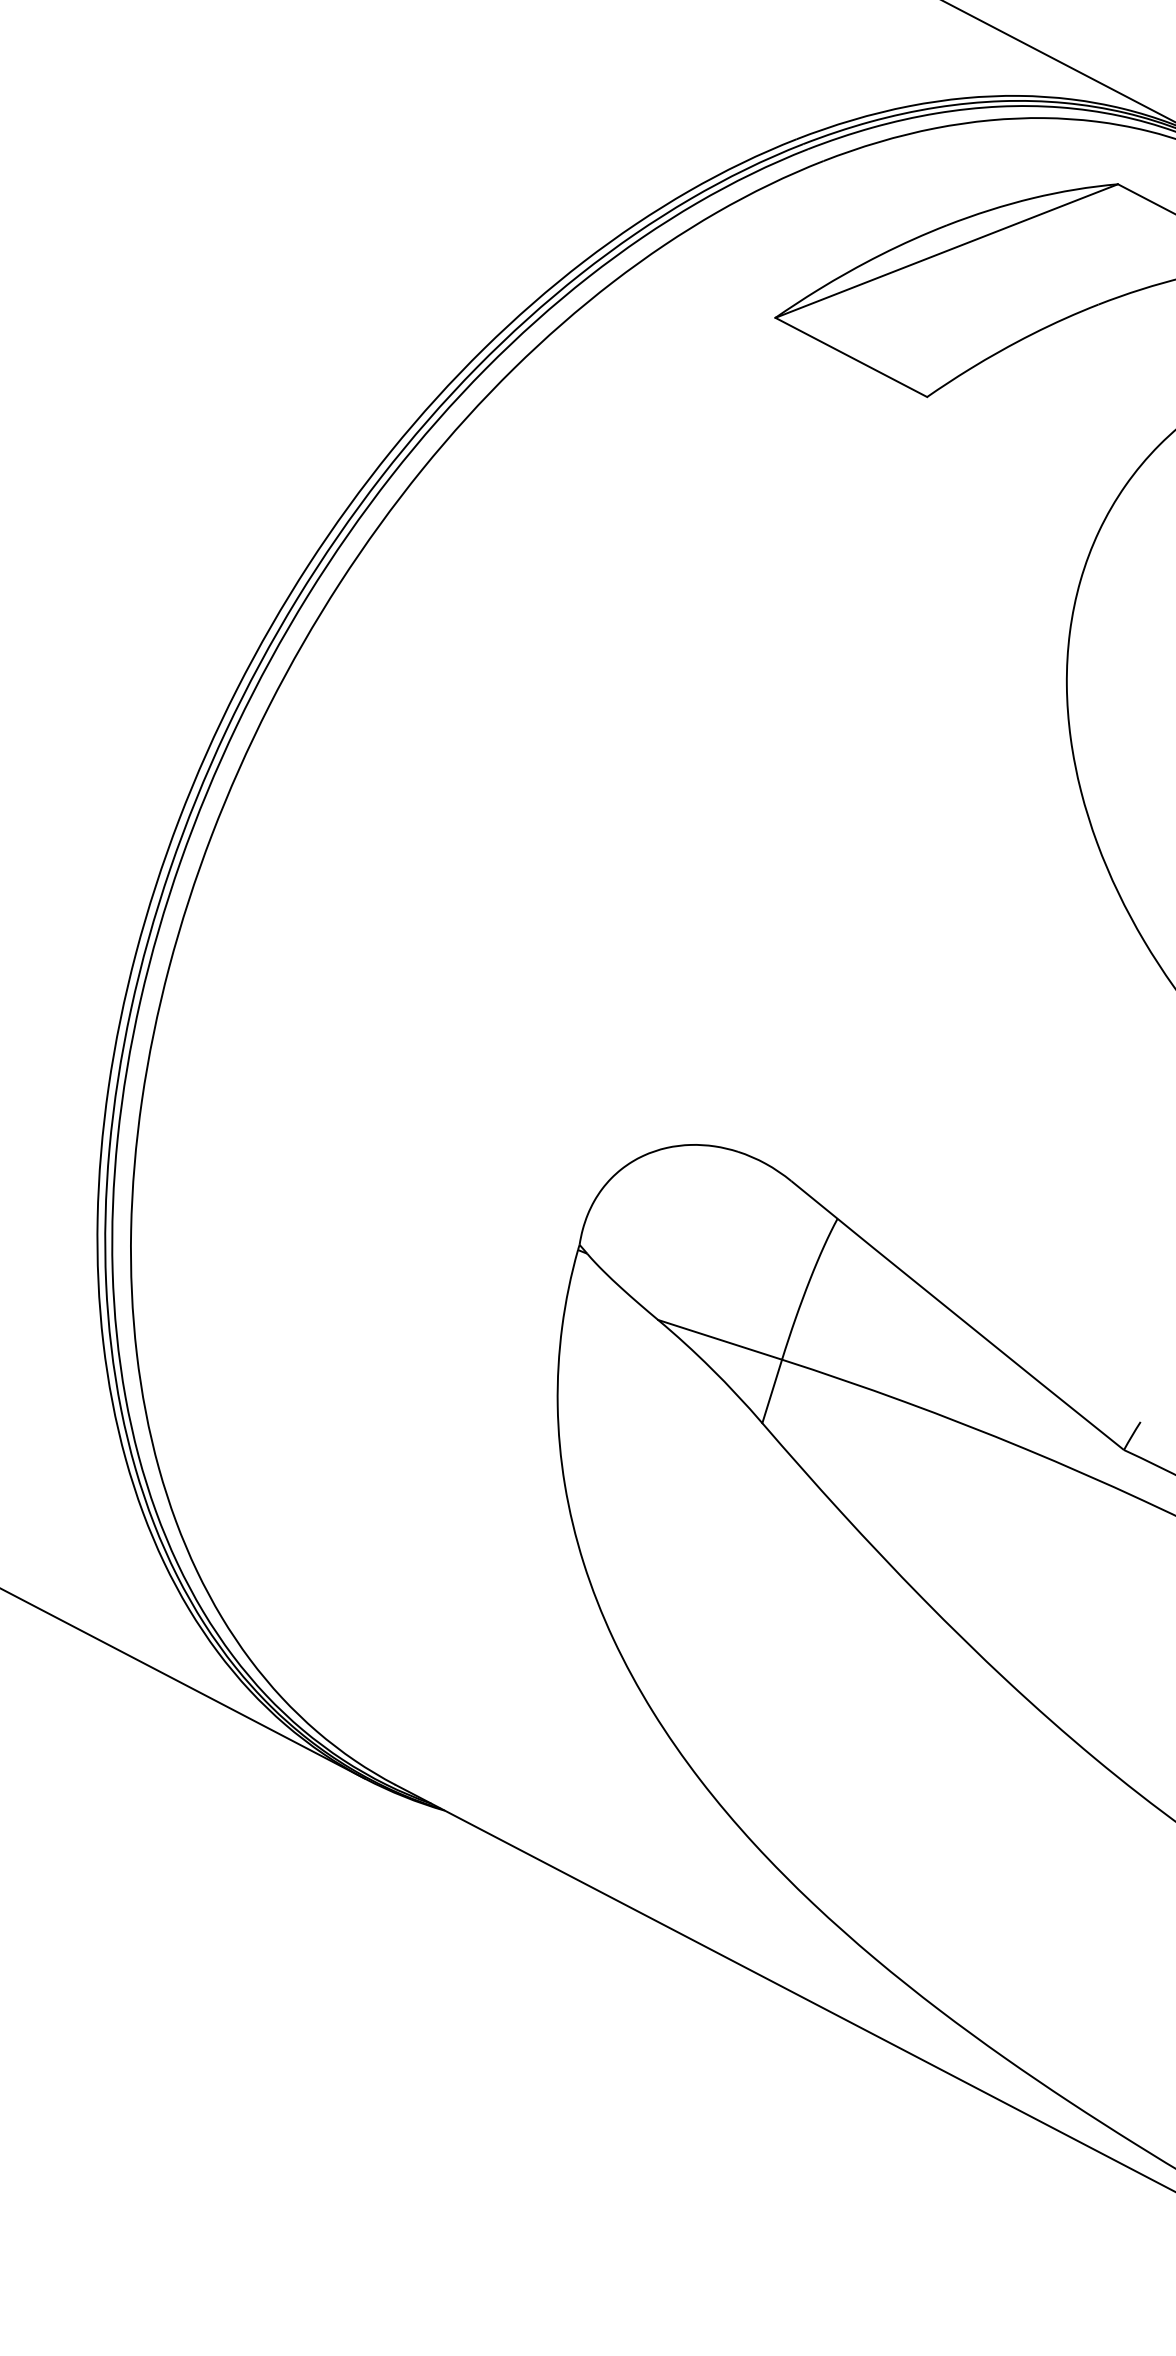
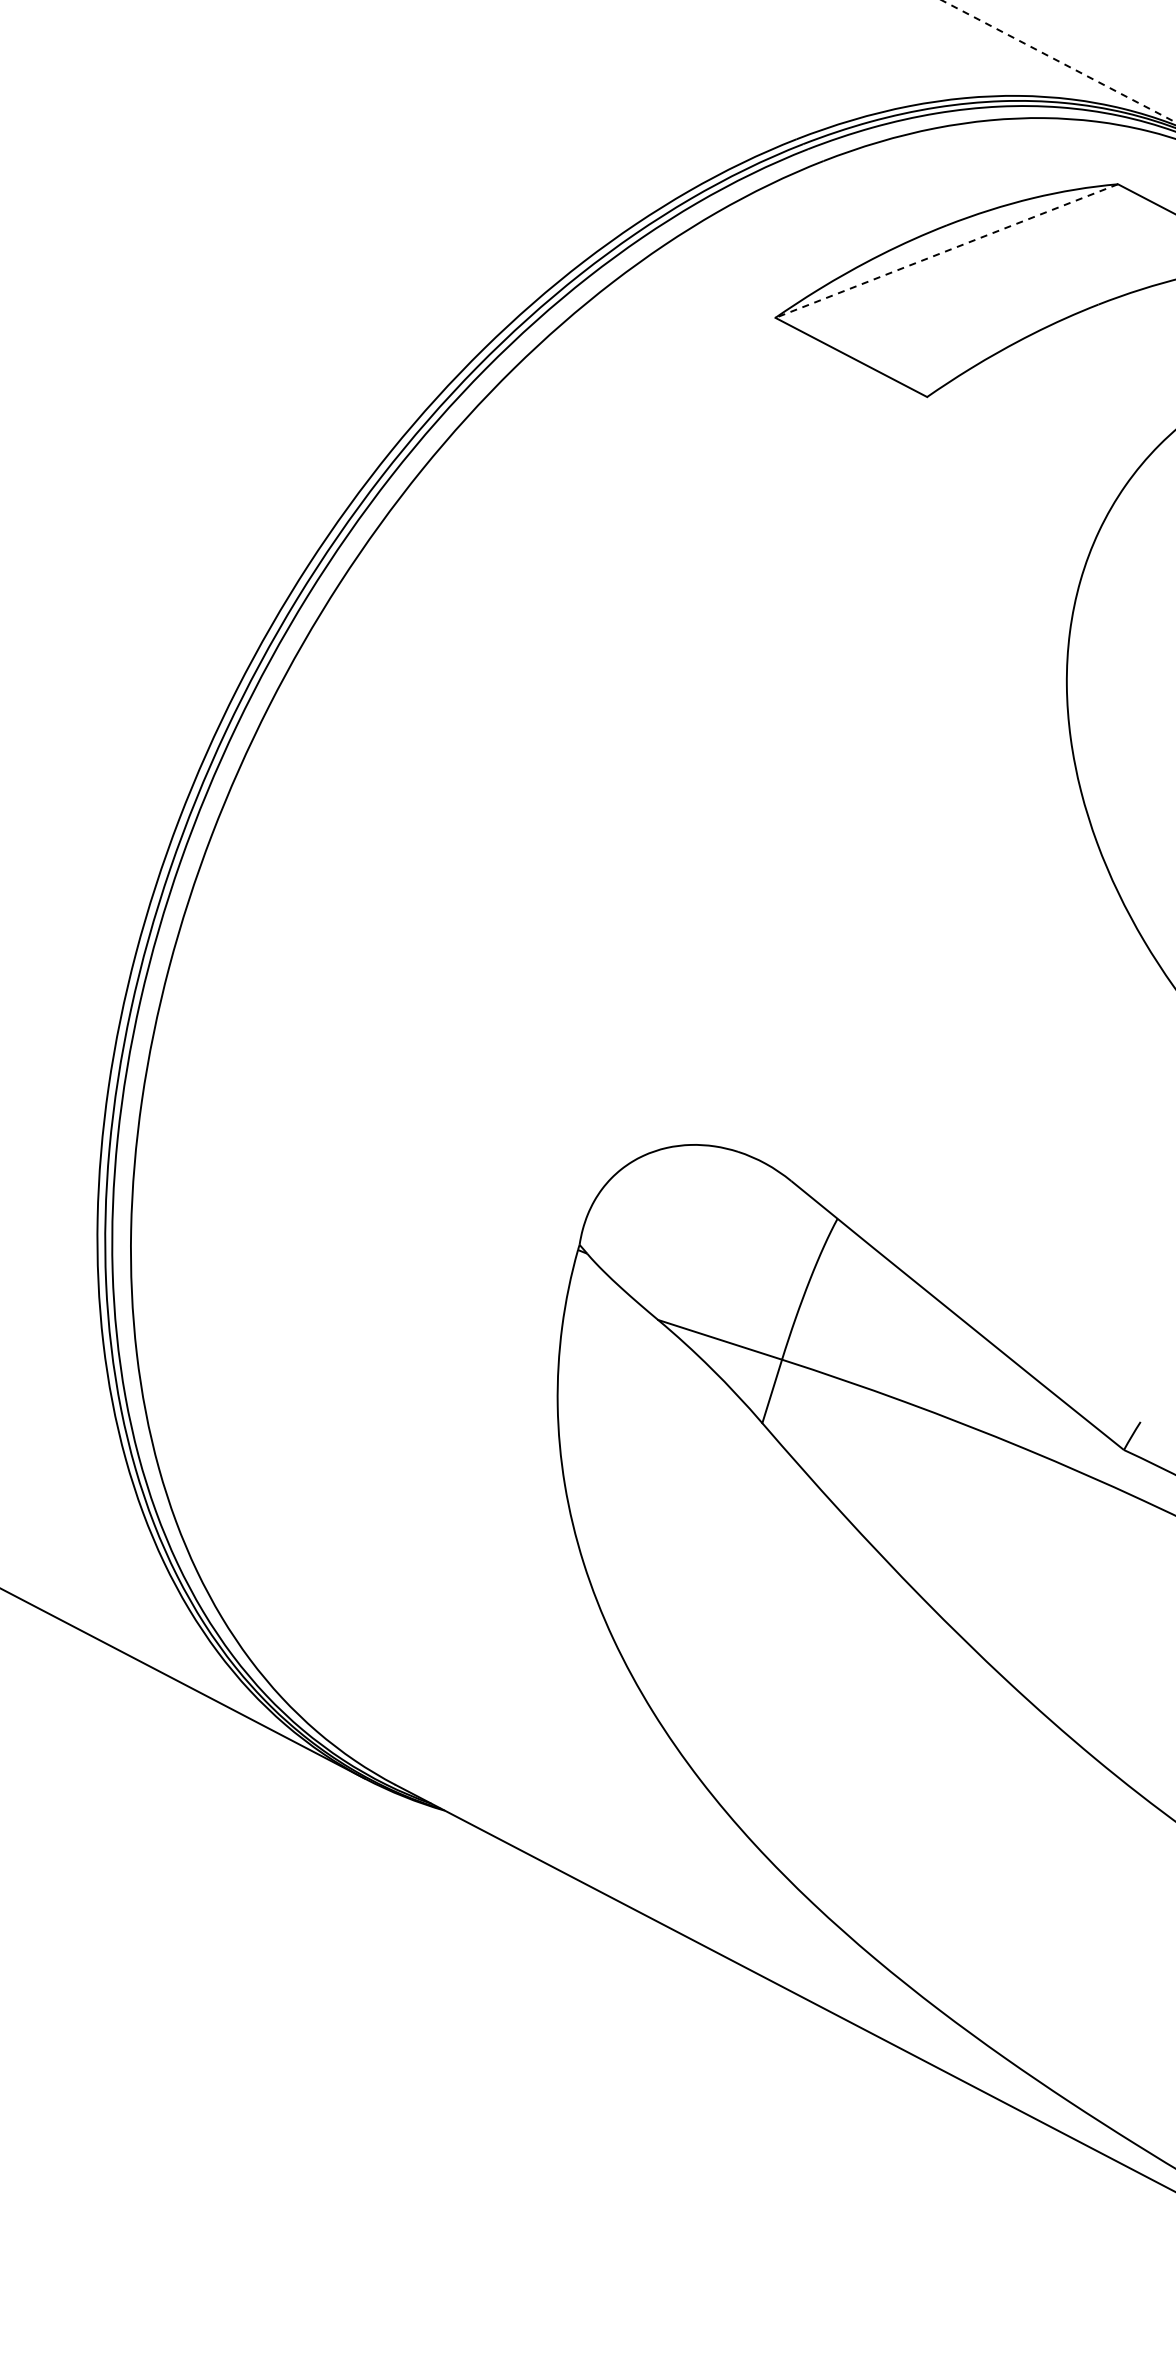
line: solid -> dashed (1058, 61)
line: solid -> dashed (946, 251)
